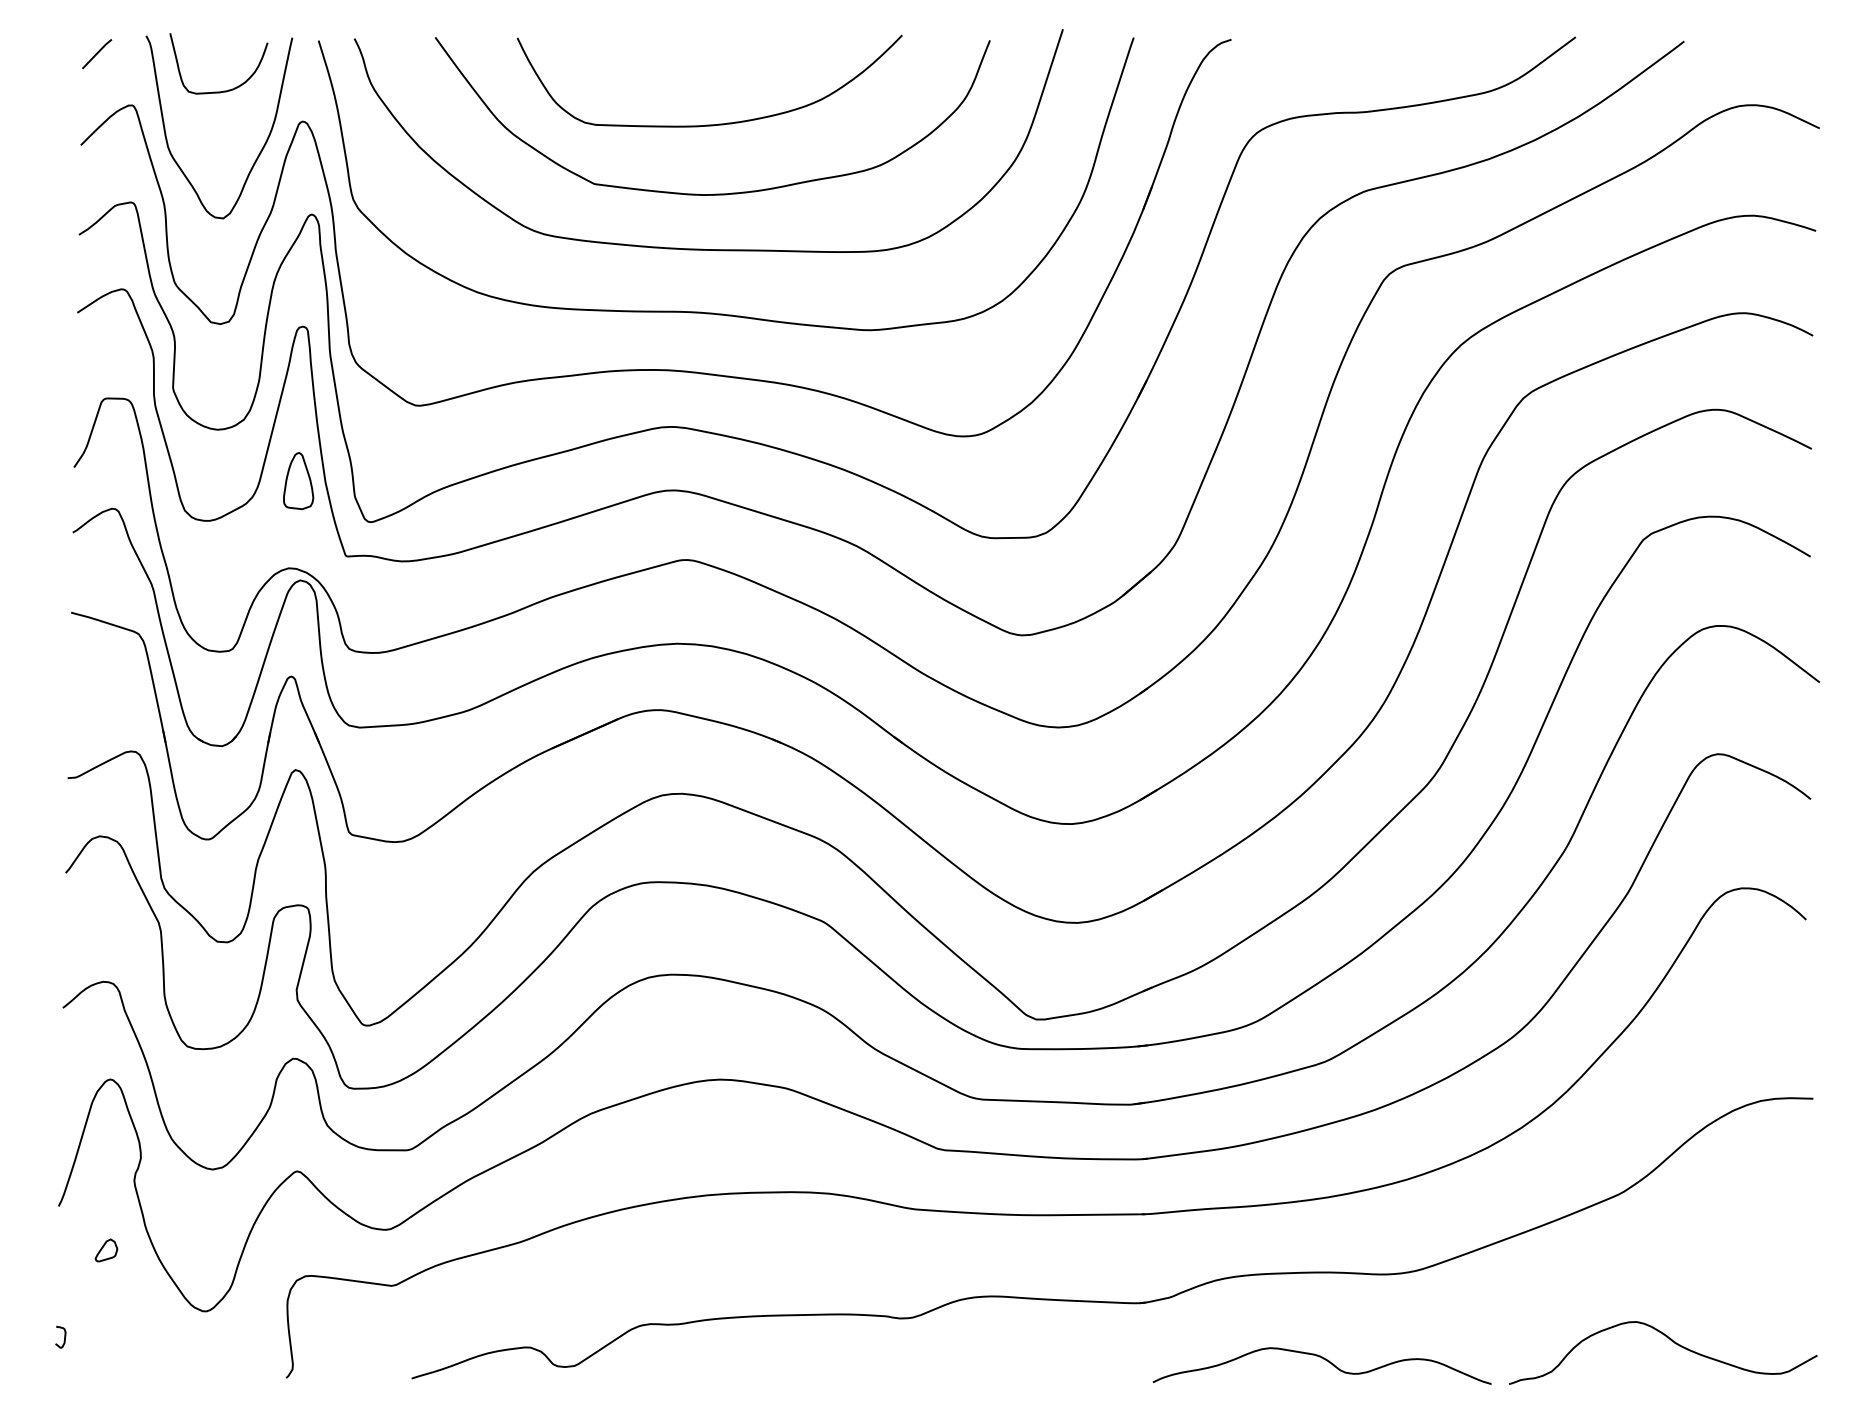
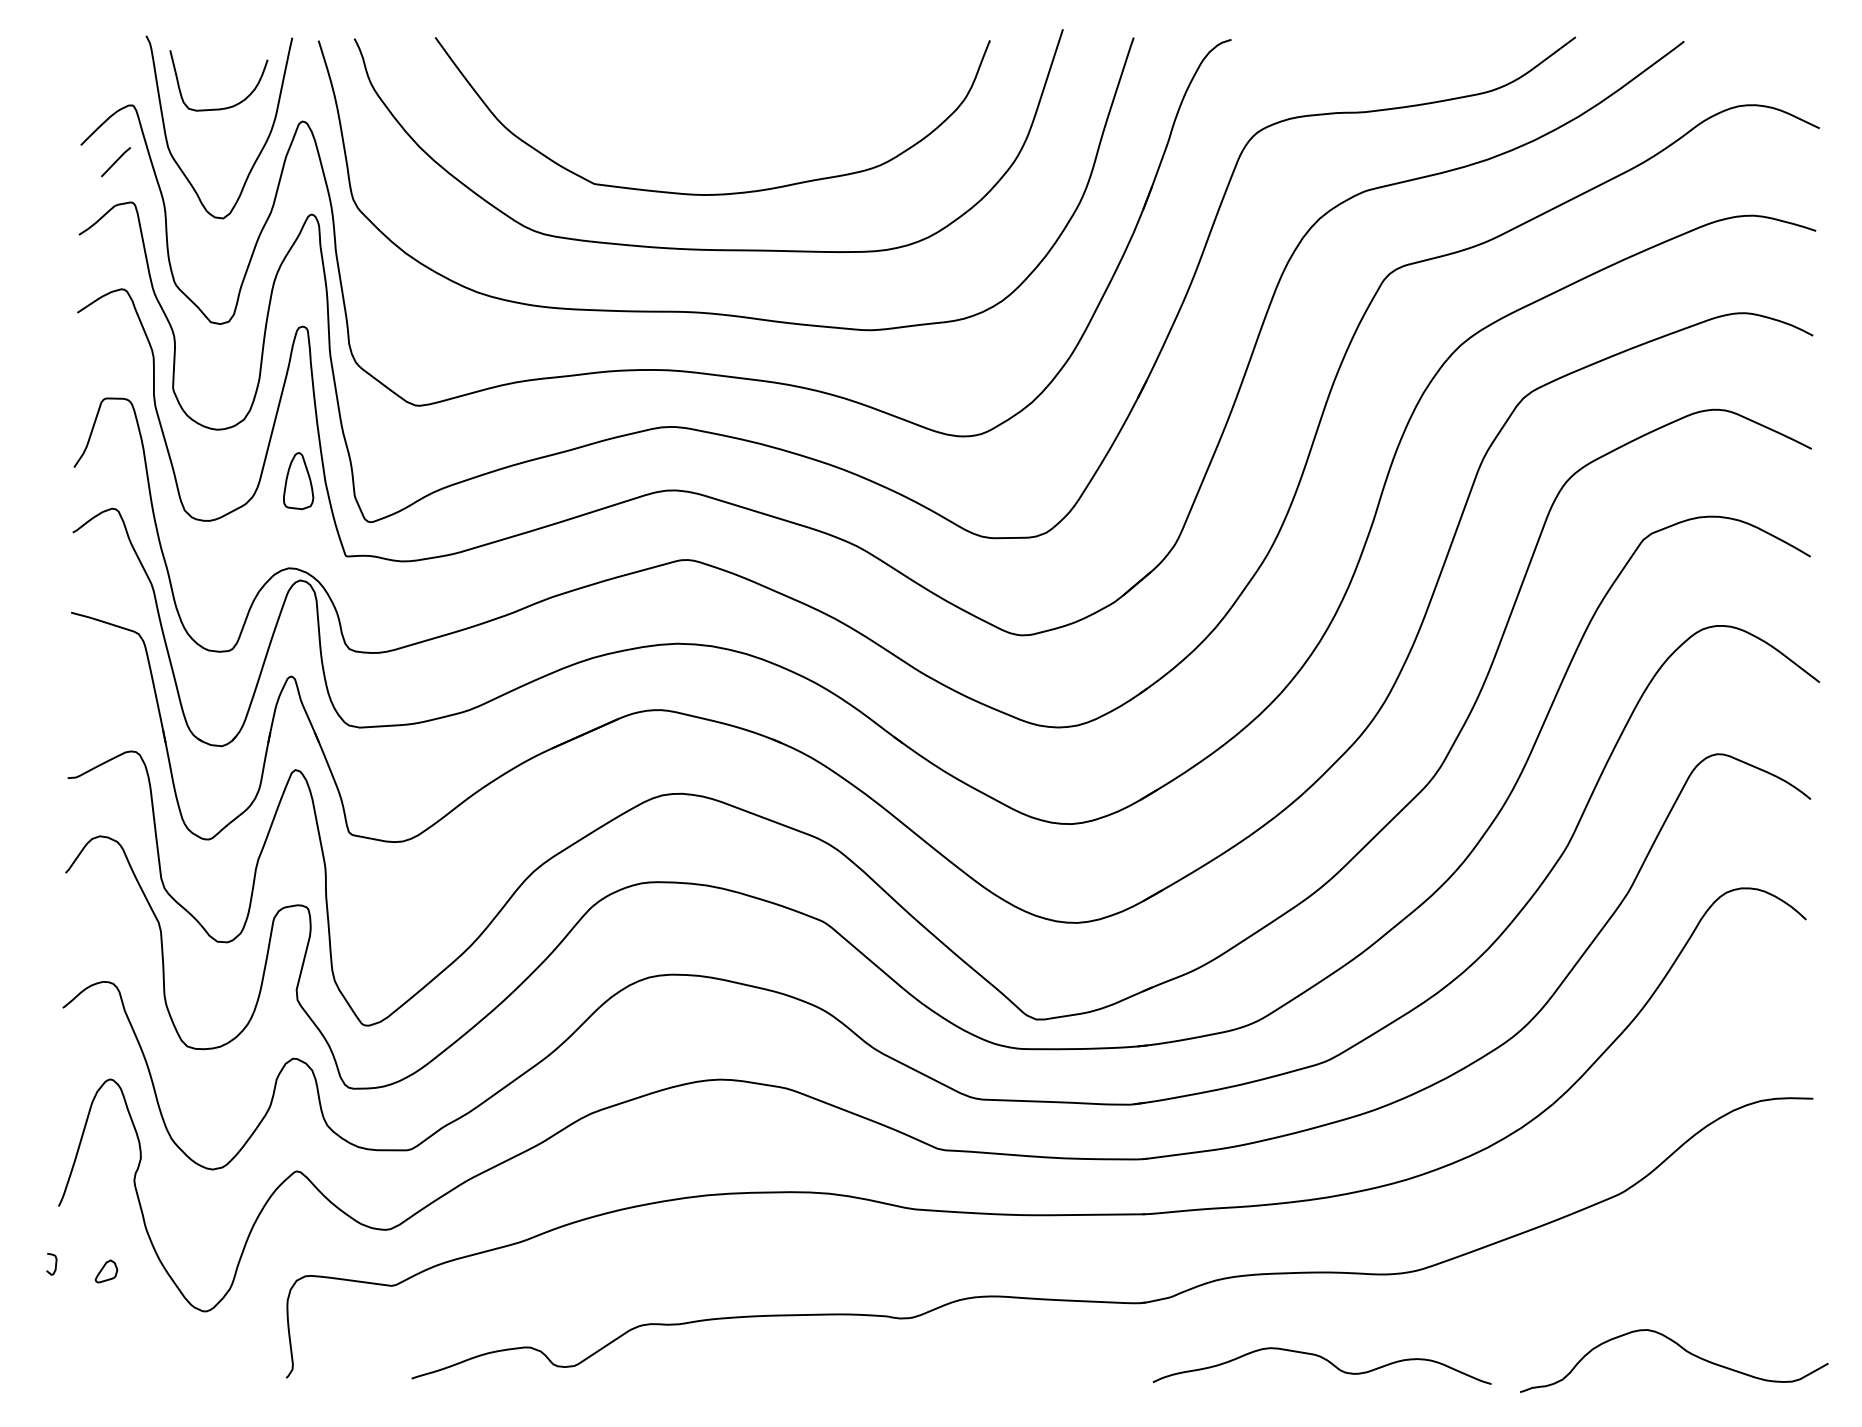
line position: (97, 54) -> (116, 162) (116, 162)
curve position: (223, 90) -> (223, 107) (223, 107)
curve: present -> none (718, 123)
part position: (106, 1250) -> (106, 1271) (106, 1271)
curve position: (64, 1337) -> (55, 1264) (55, 1264)
curve position: (1671, 1341) -> (1682, 1349) (1682, 1349)
